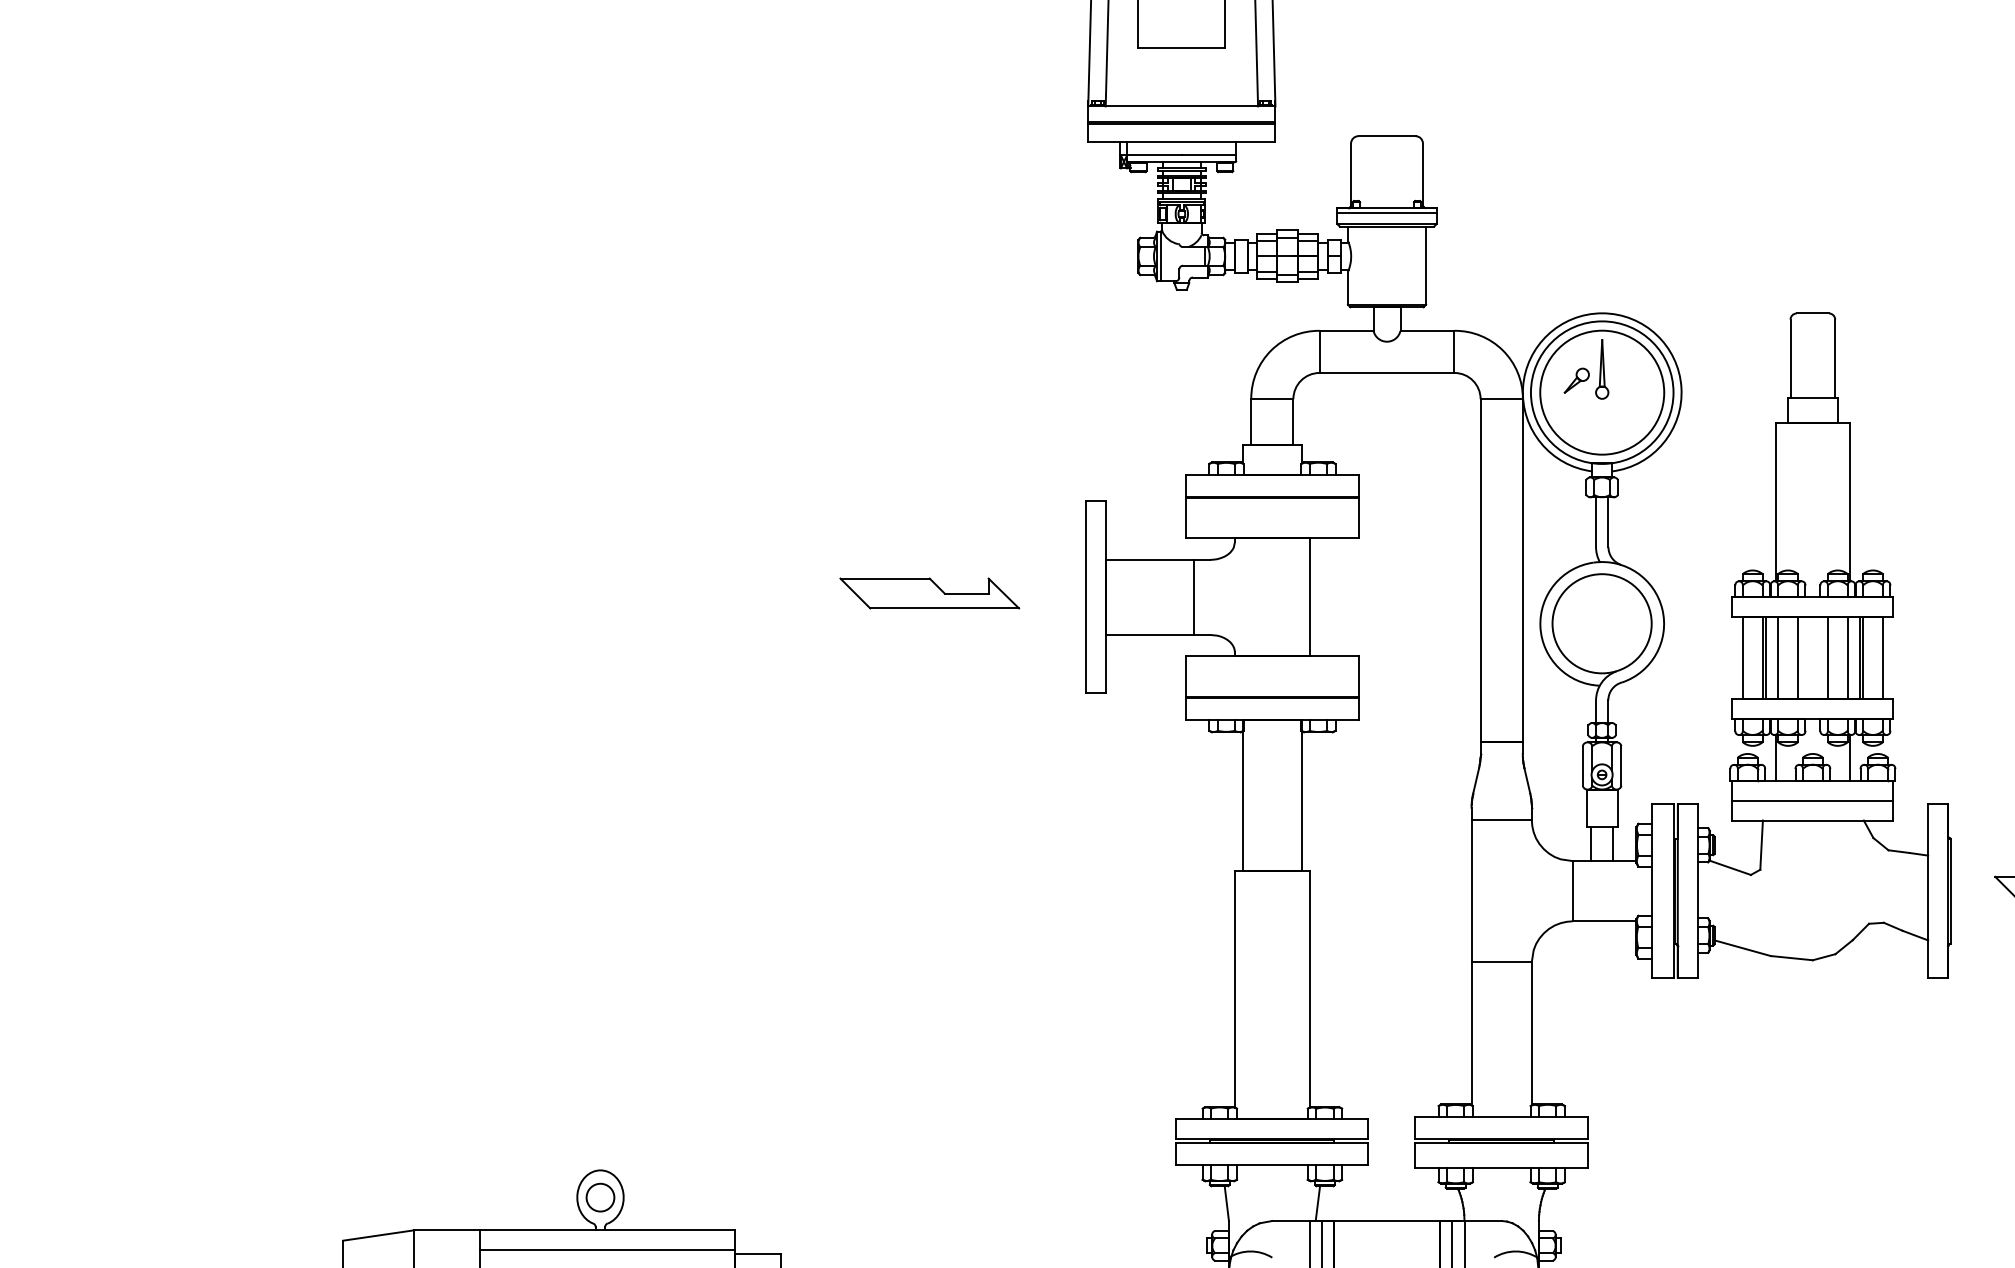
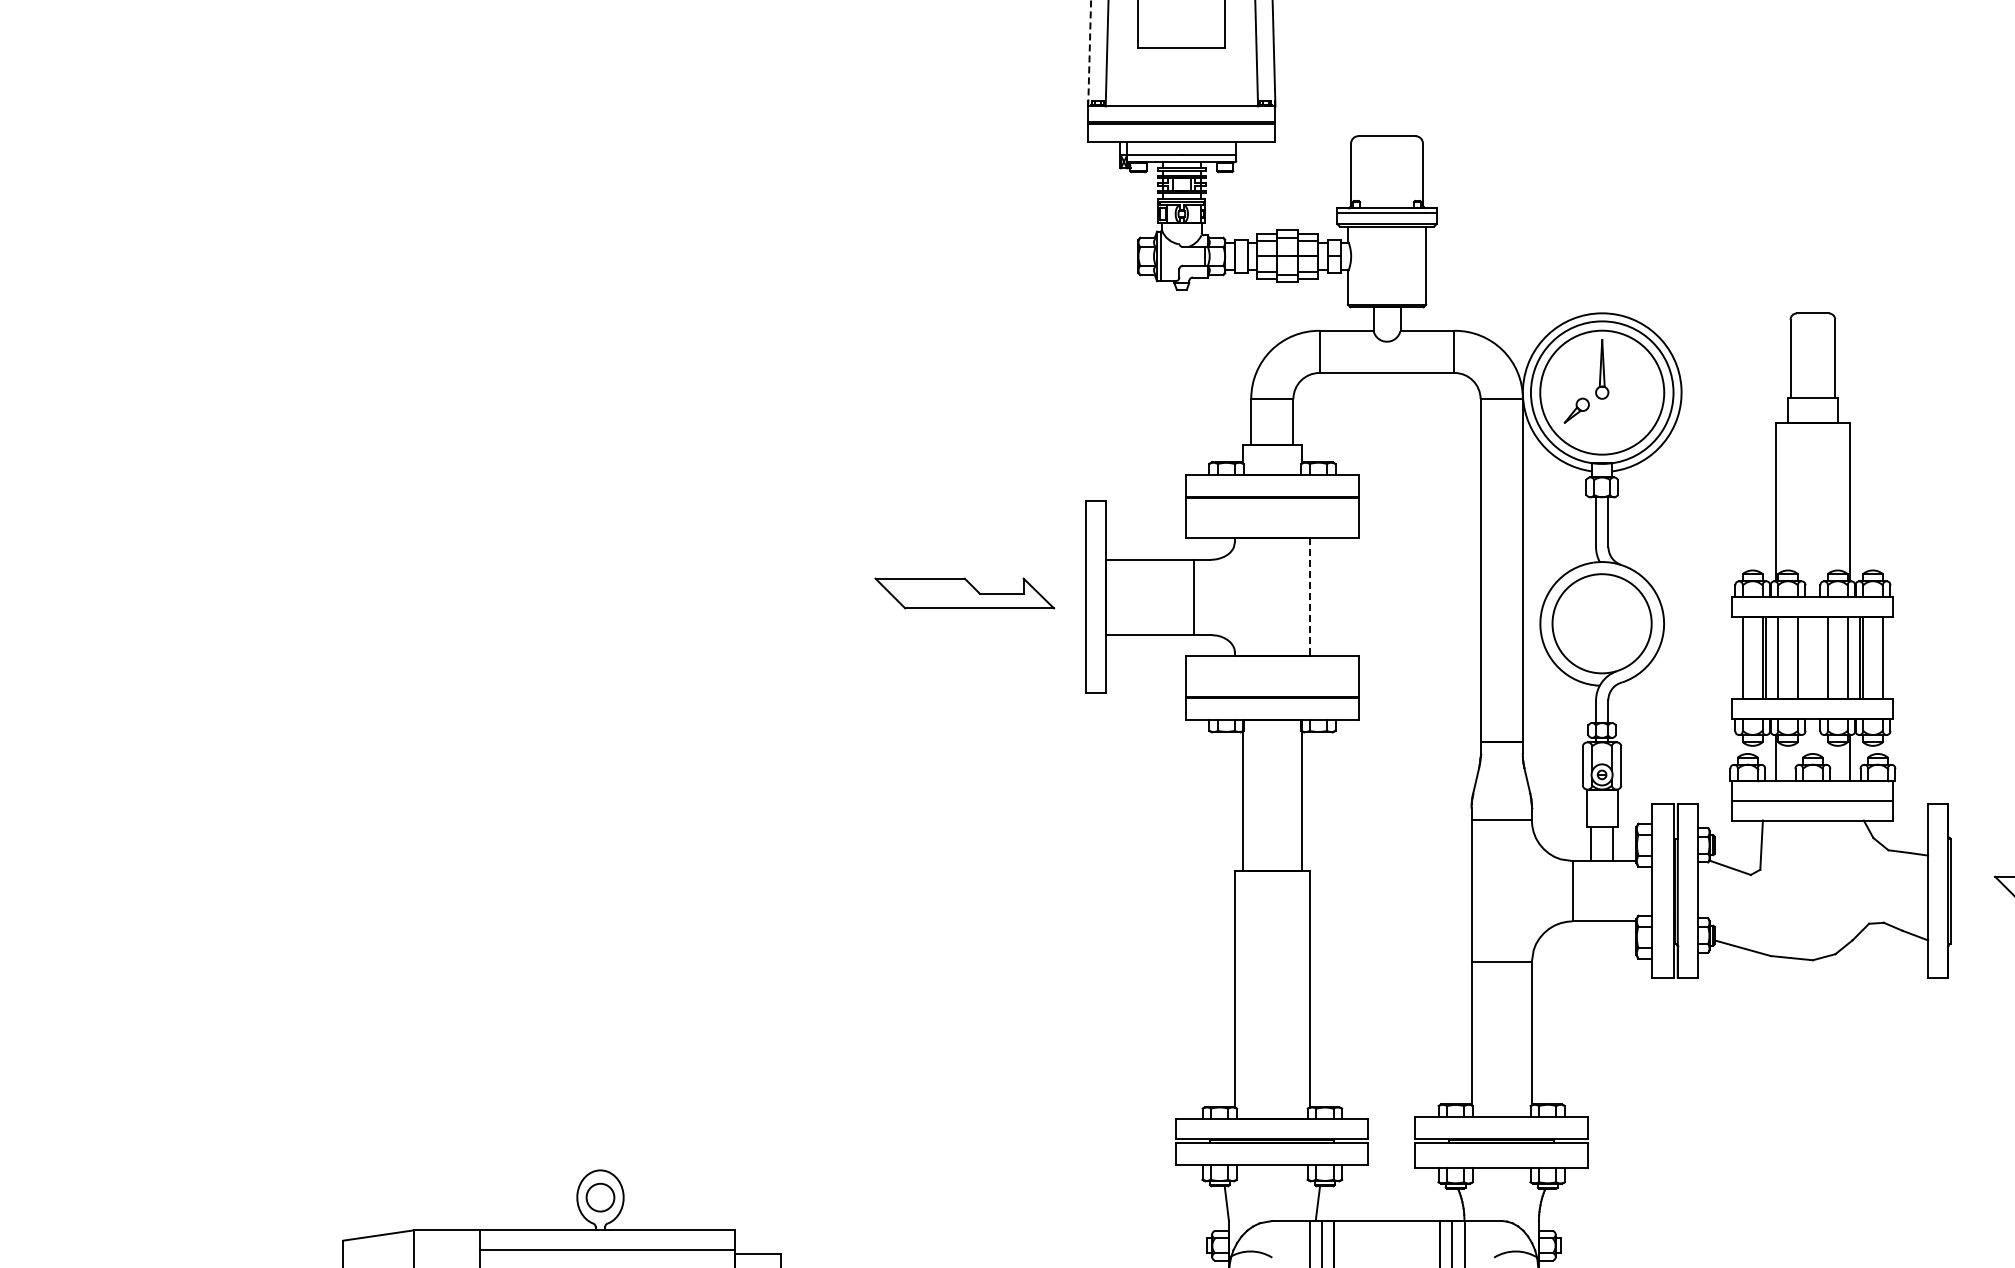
line: solid -> dashed (1089, 53)
part position: (1576, 380) -> (1576, 410) (1576, 410)
part position: (929, 593) -> (964, 593) (964, 593)
line: solid -> dashed (1309, 597)
